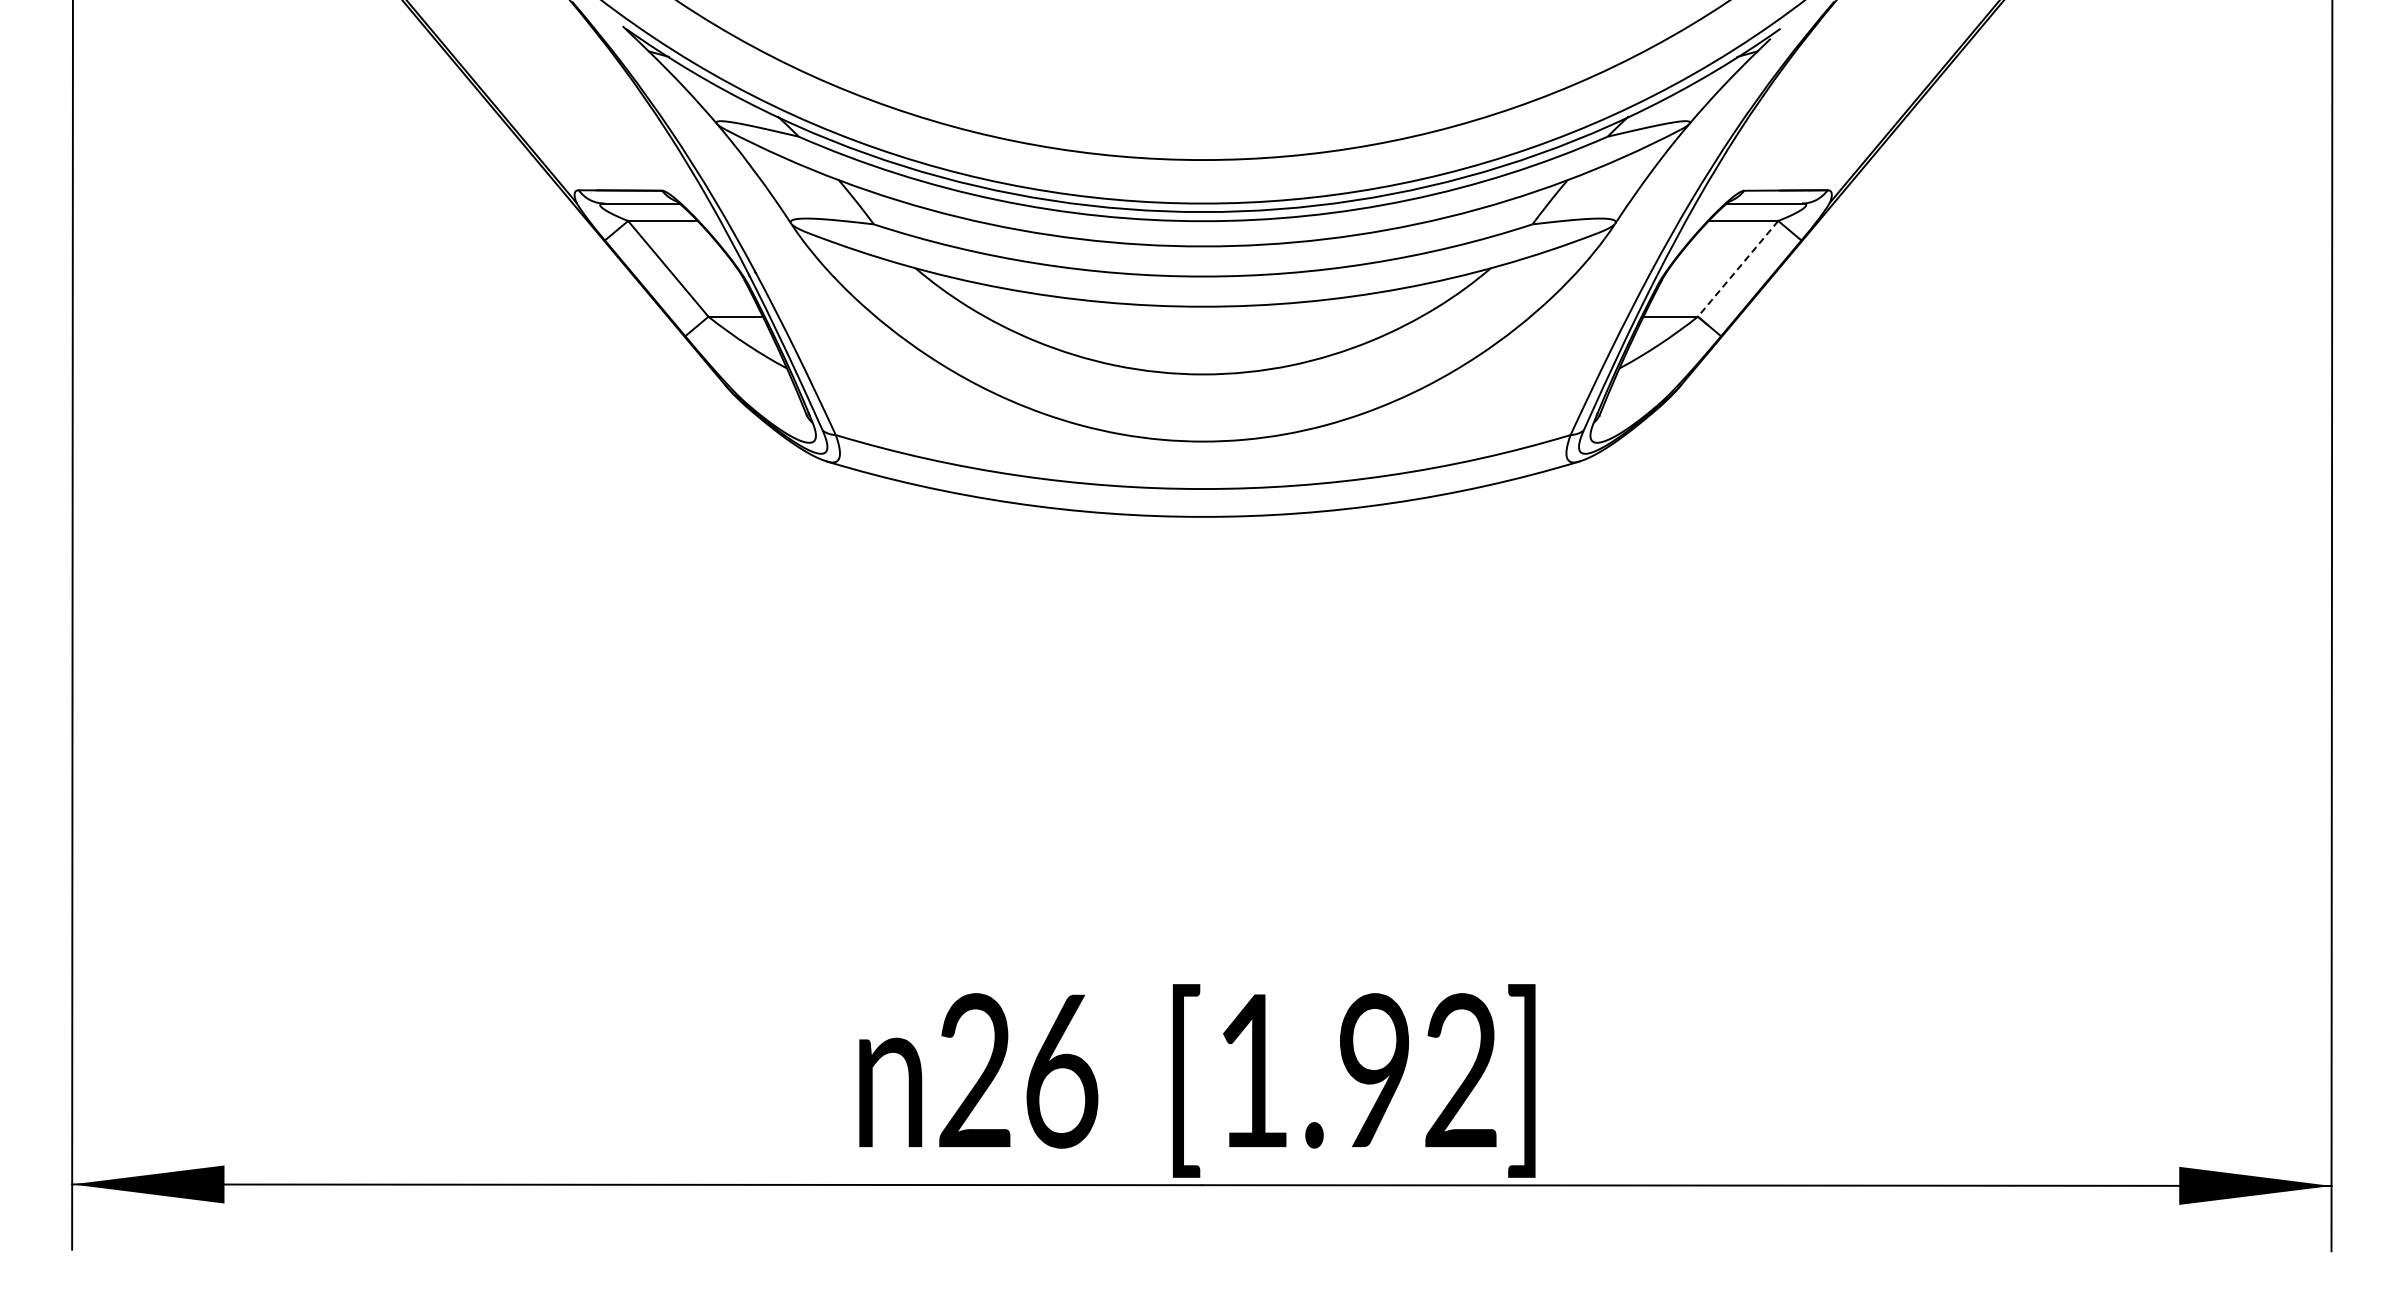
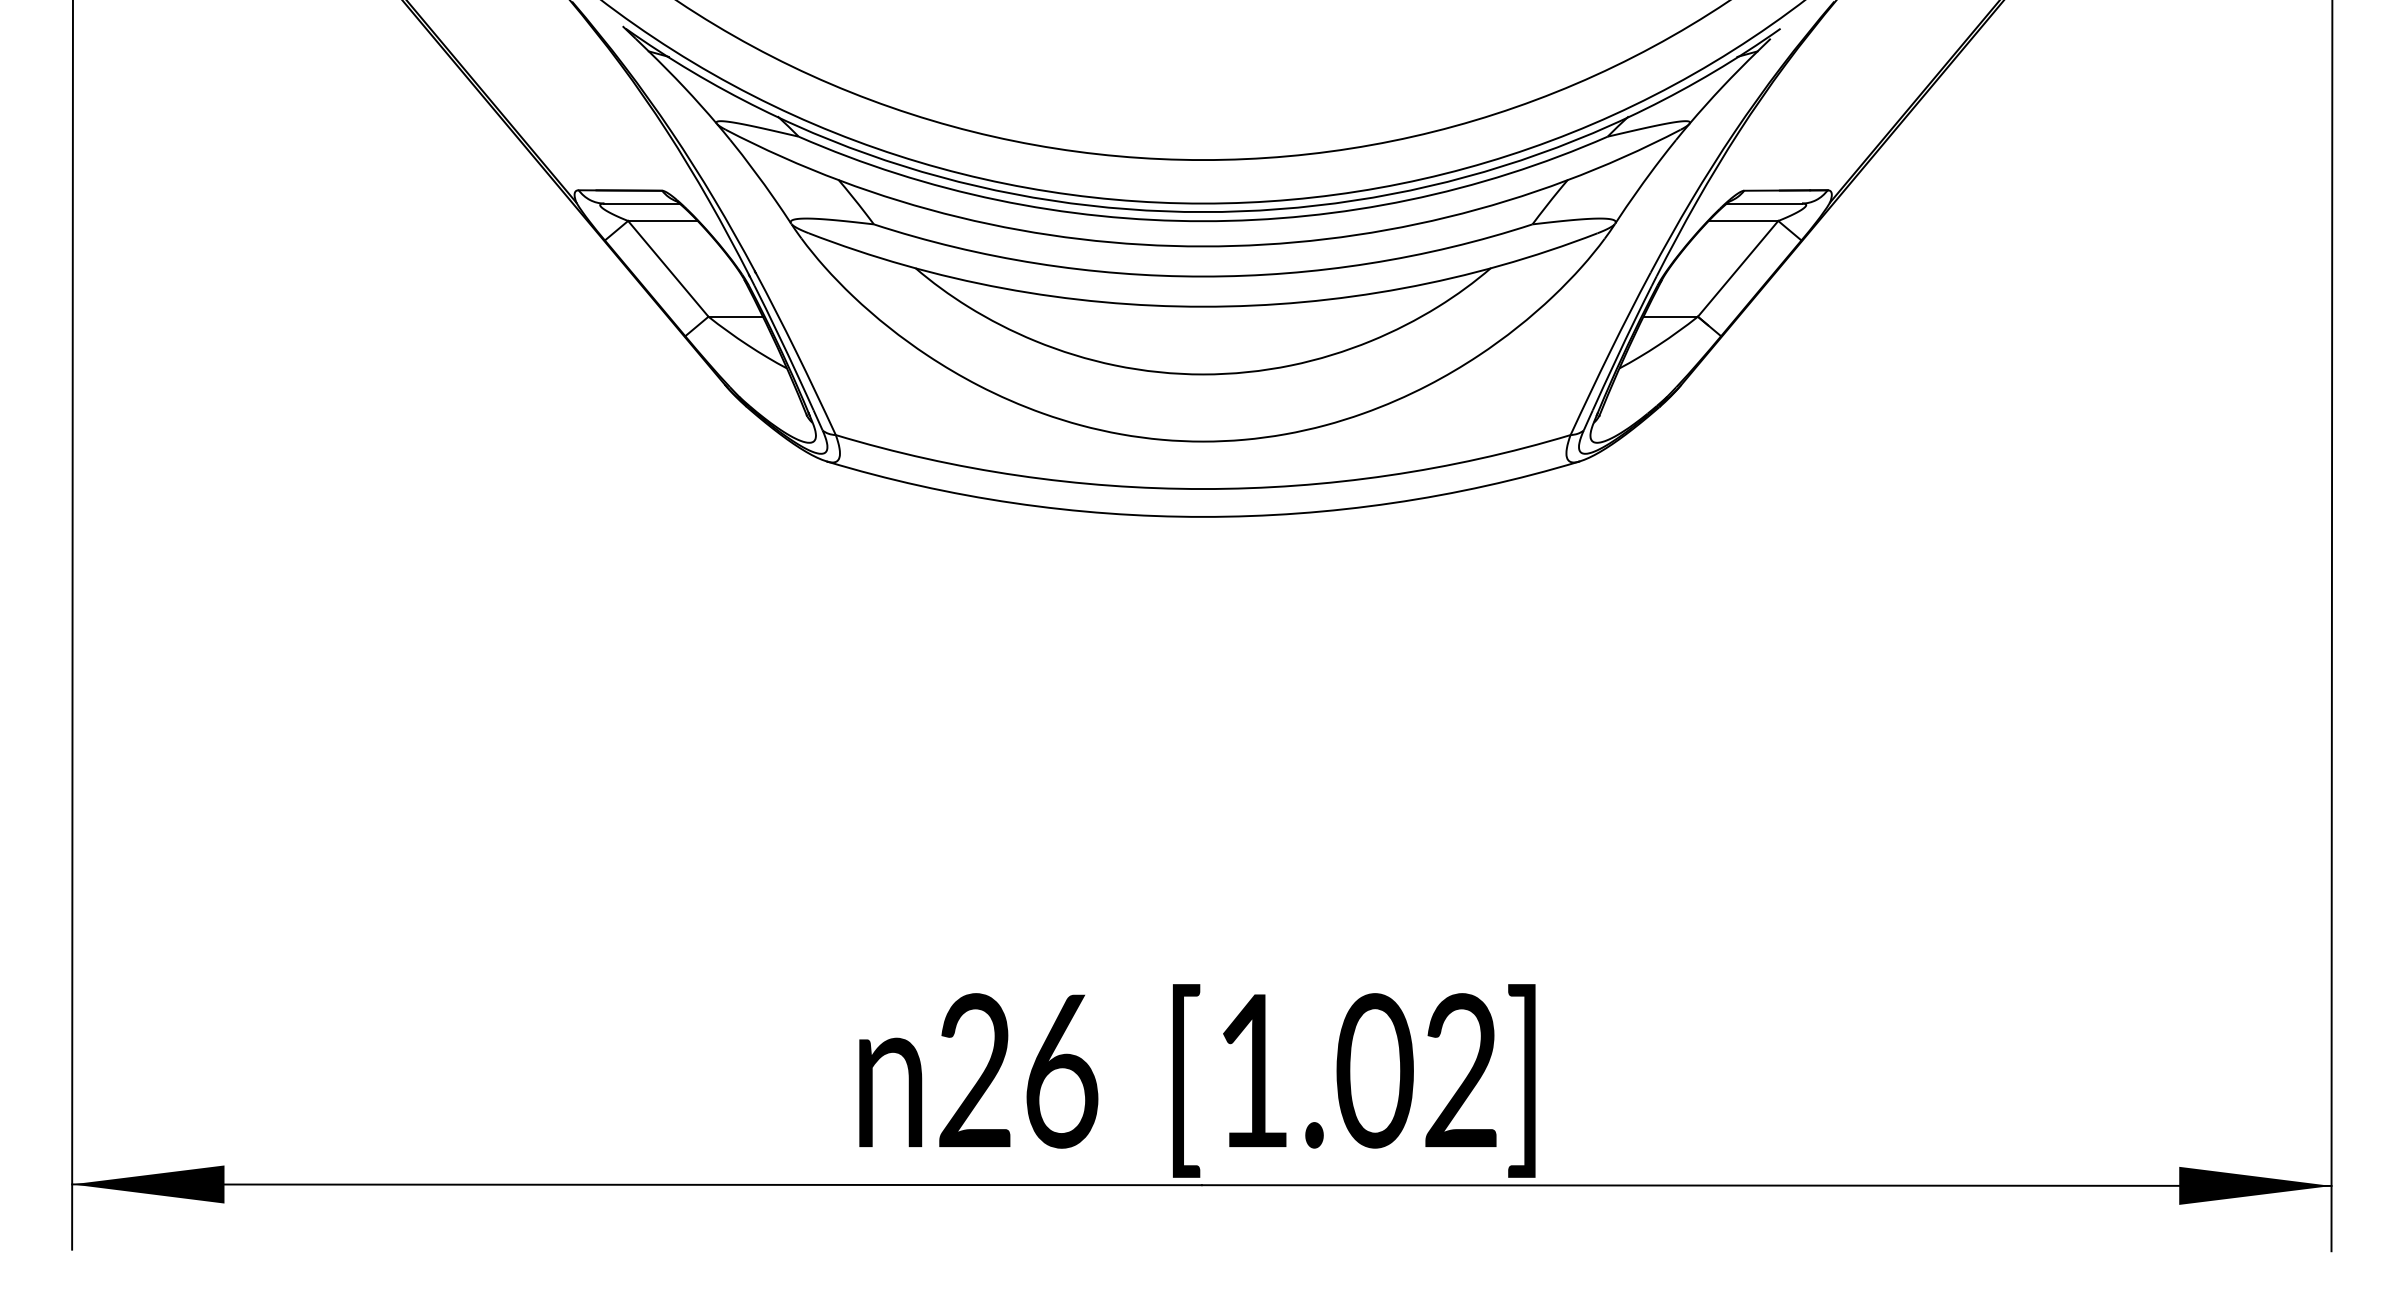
line: dashed -> solid (1737, 269)
text: 1.92 -> 1.02 (1374, 1070)
